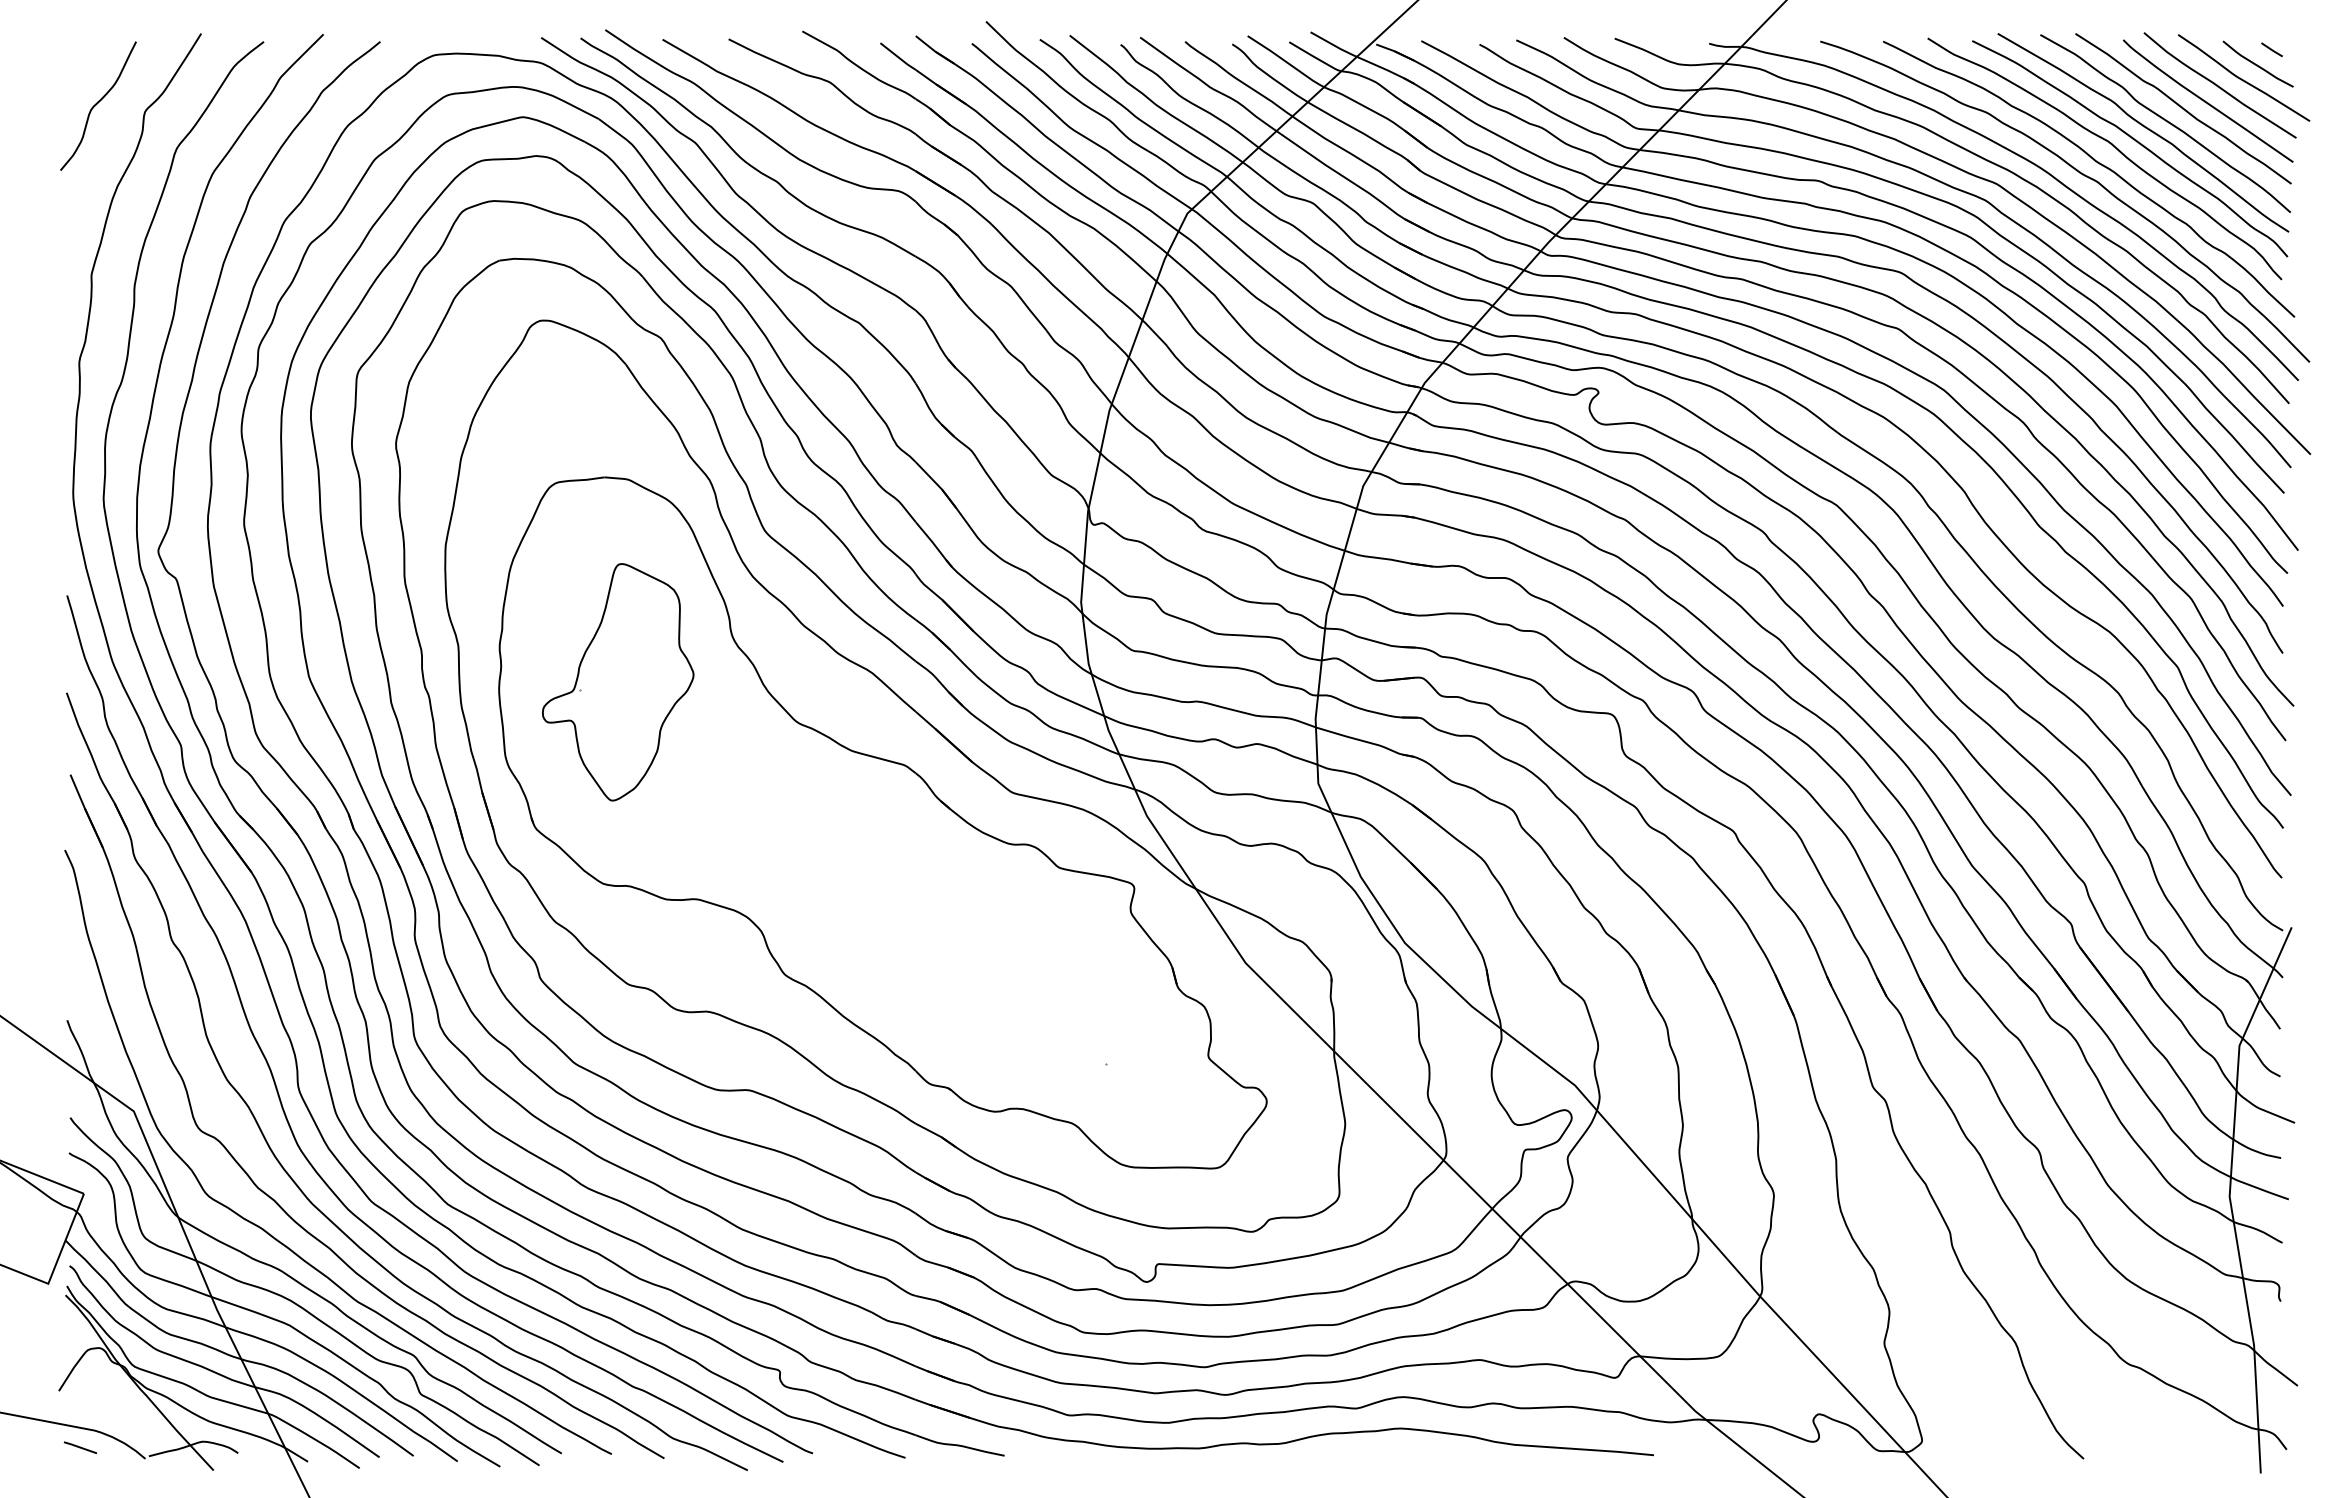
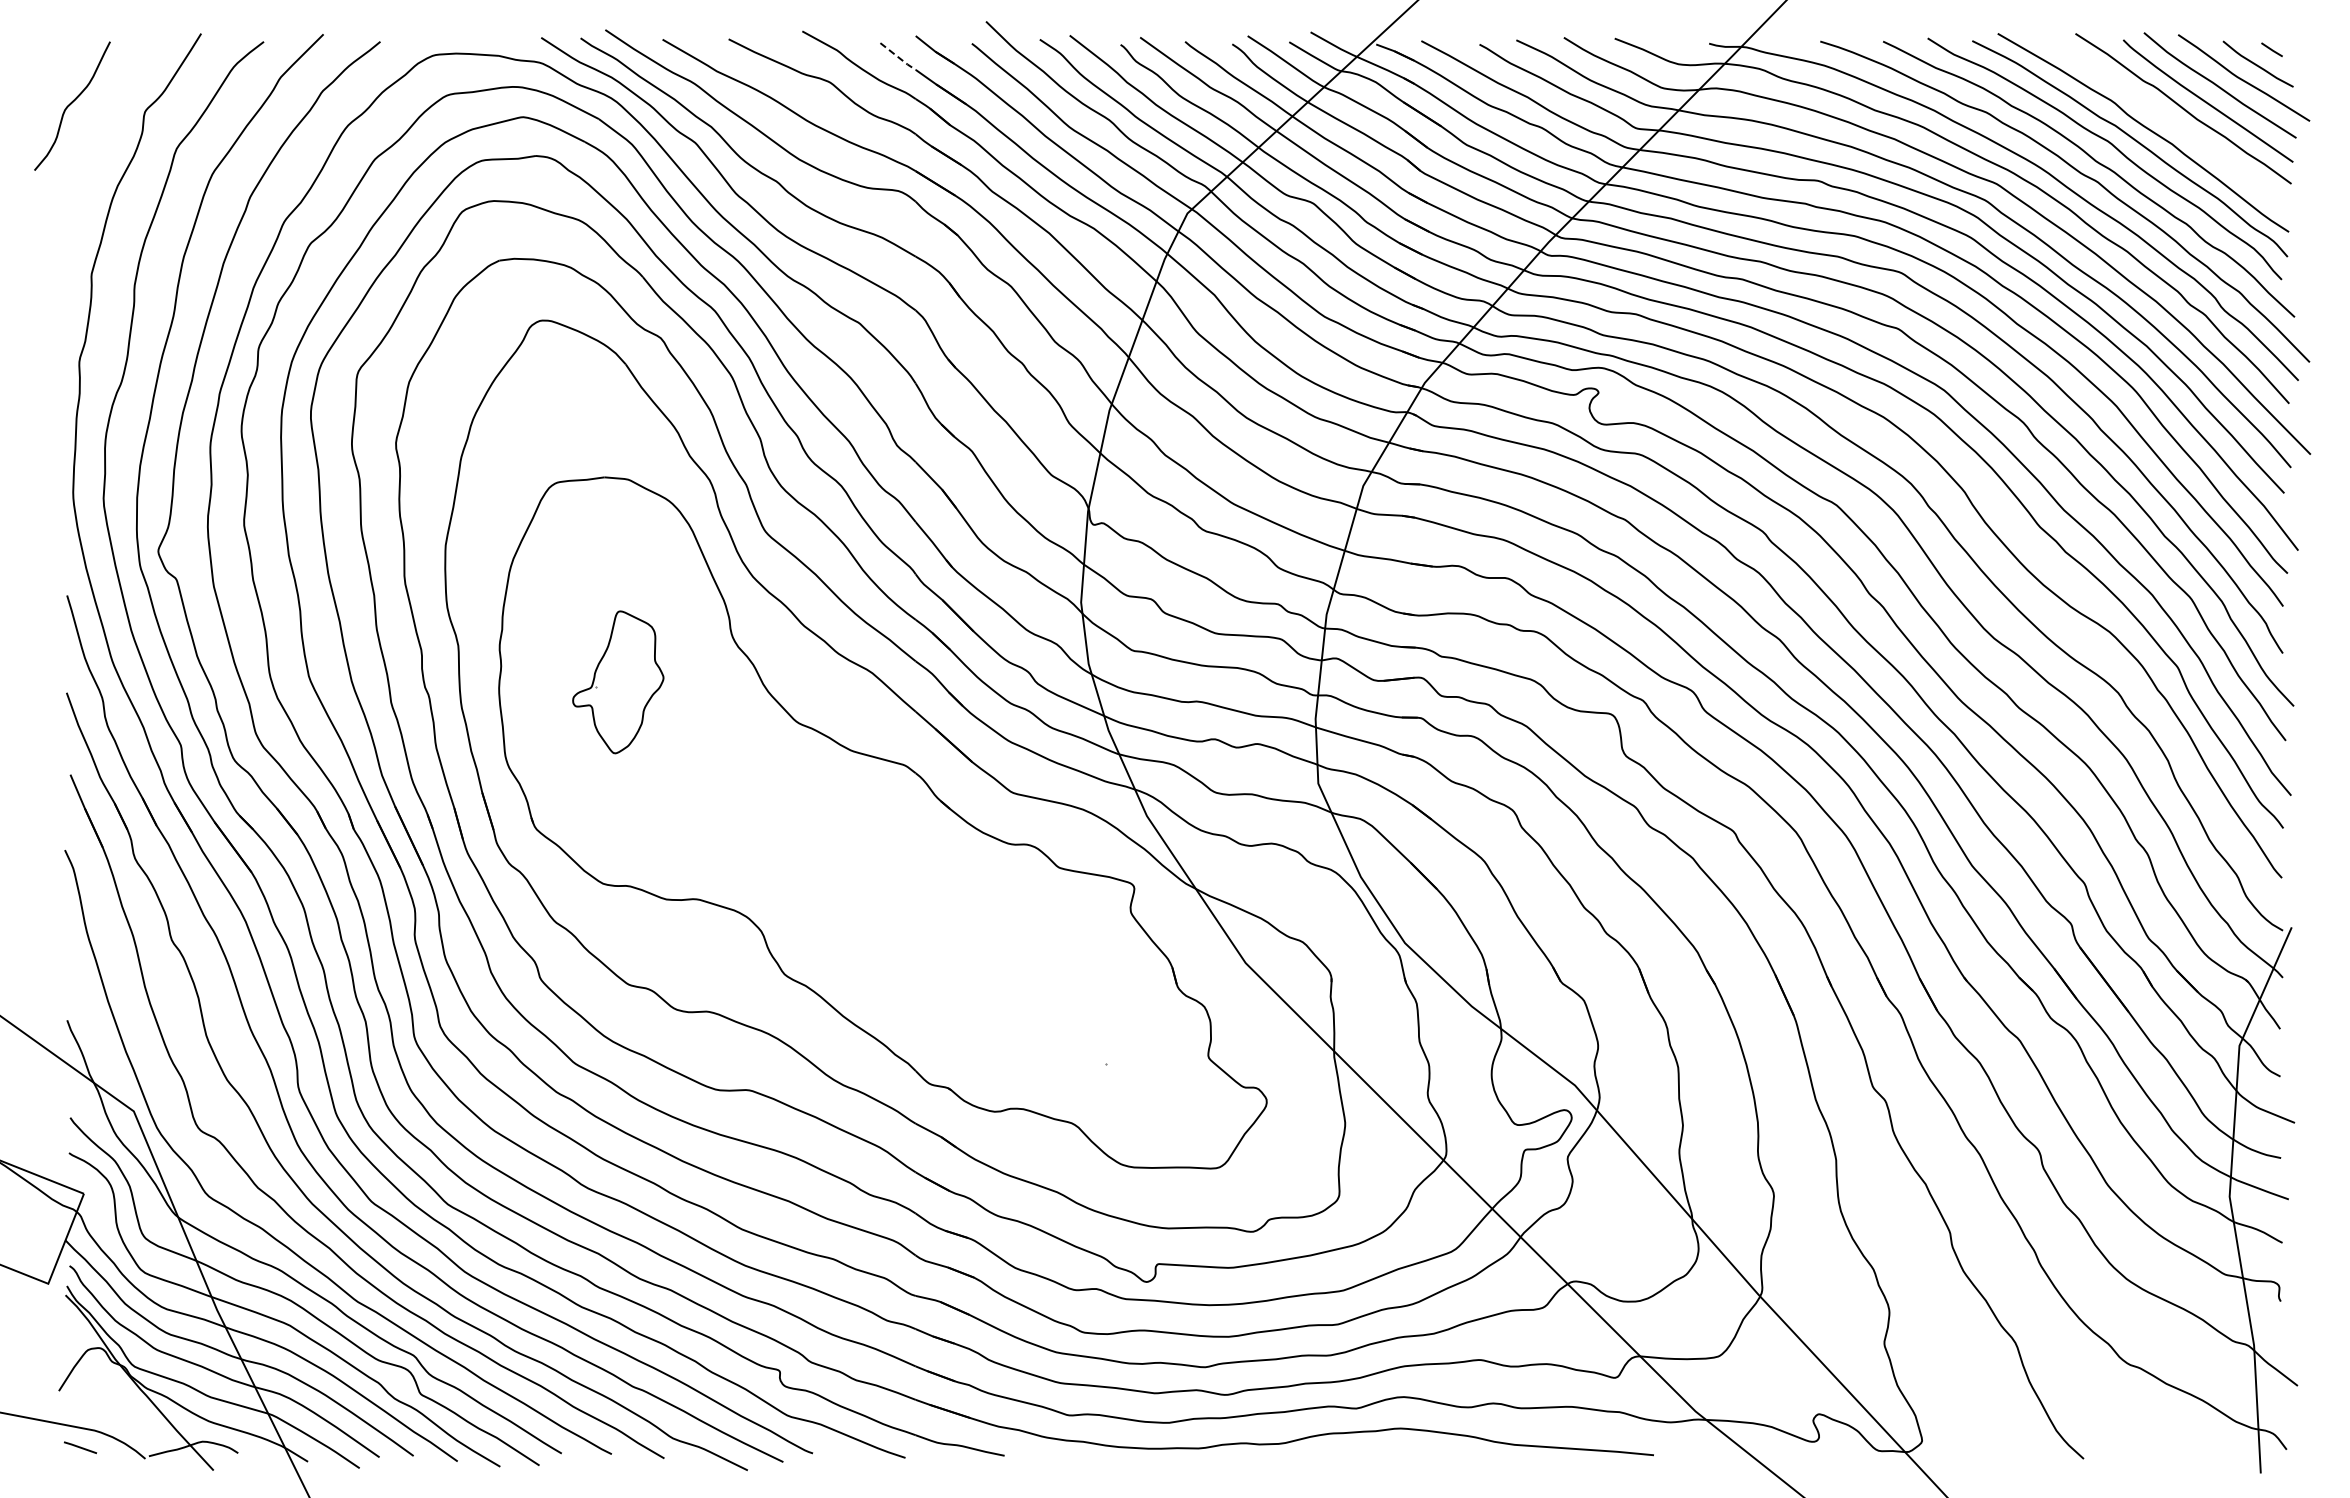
line: solid -> dashed (898, 57)
curve position: (97, 104) -> (71, 104) (71, 104)
curve: present -> none (2165, 121)
part size: 153x239 px -> 93x145 px (618, 682)
